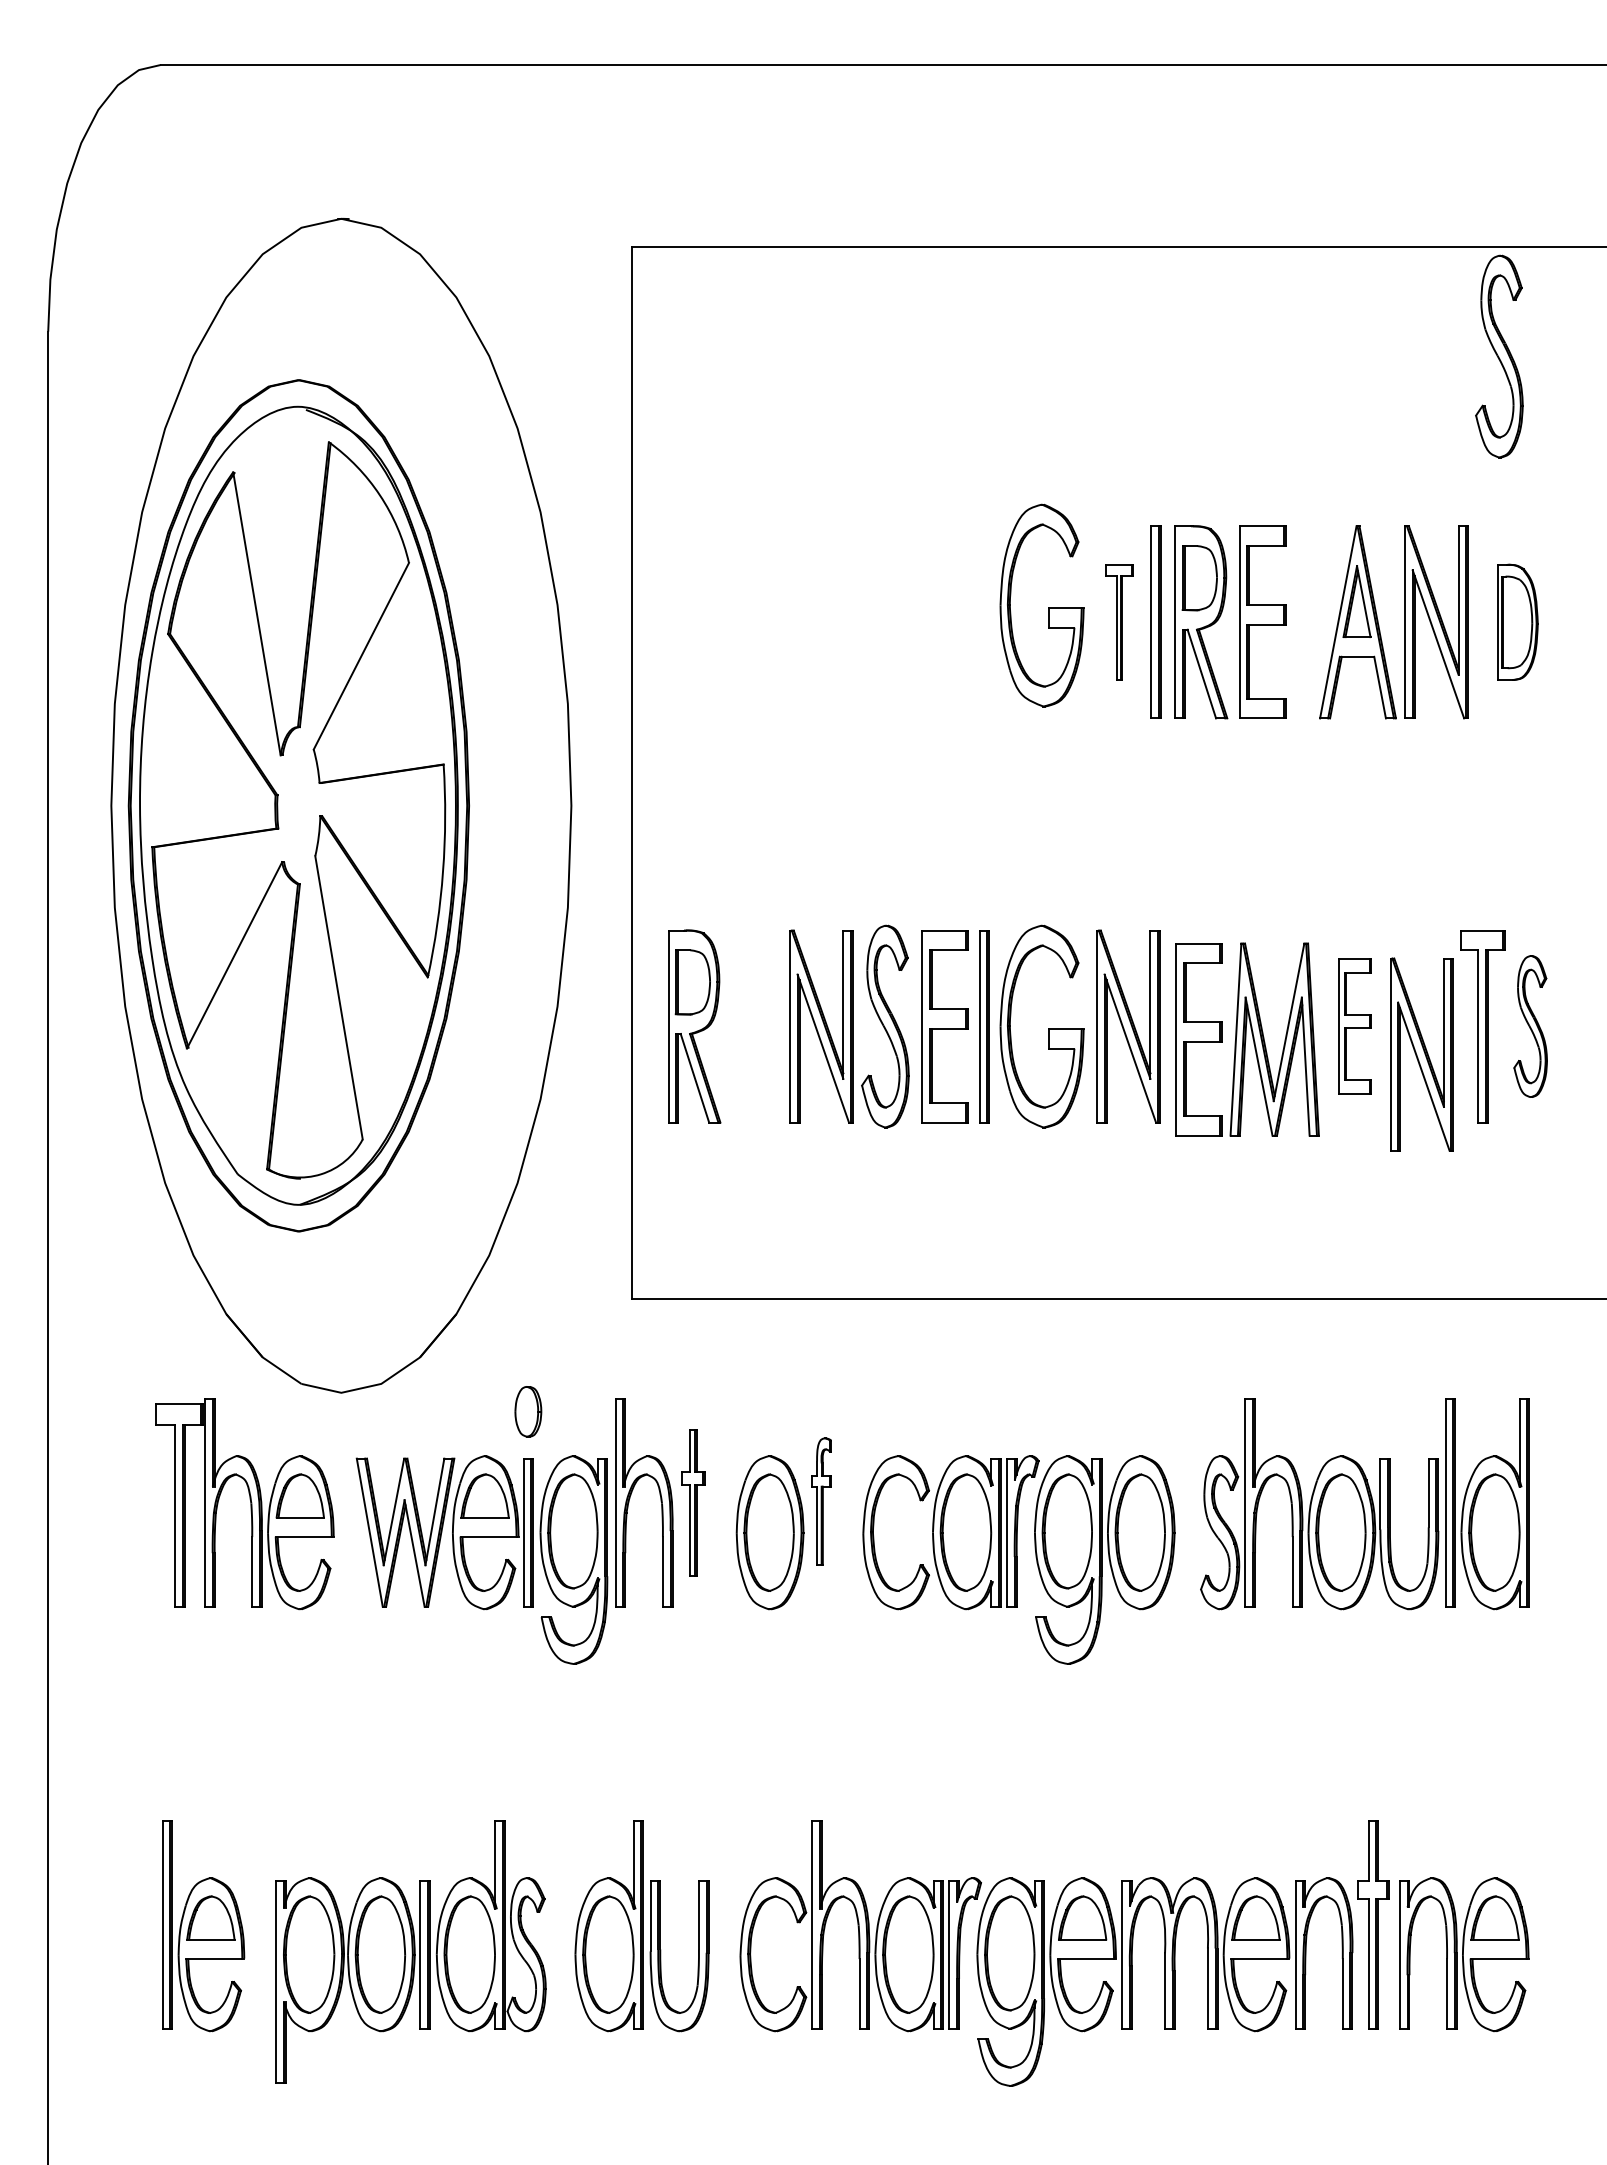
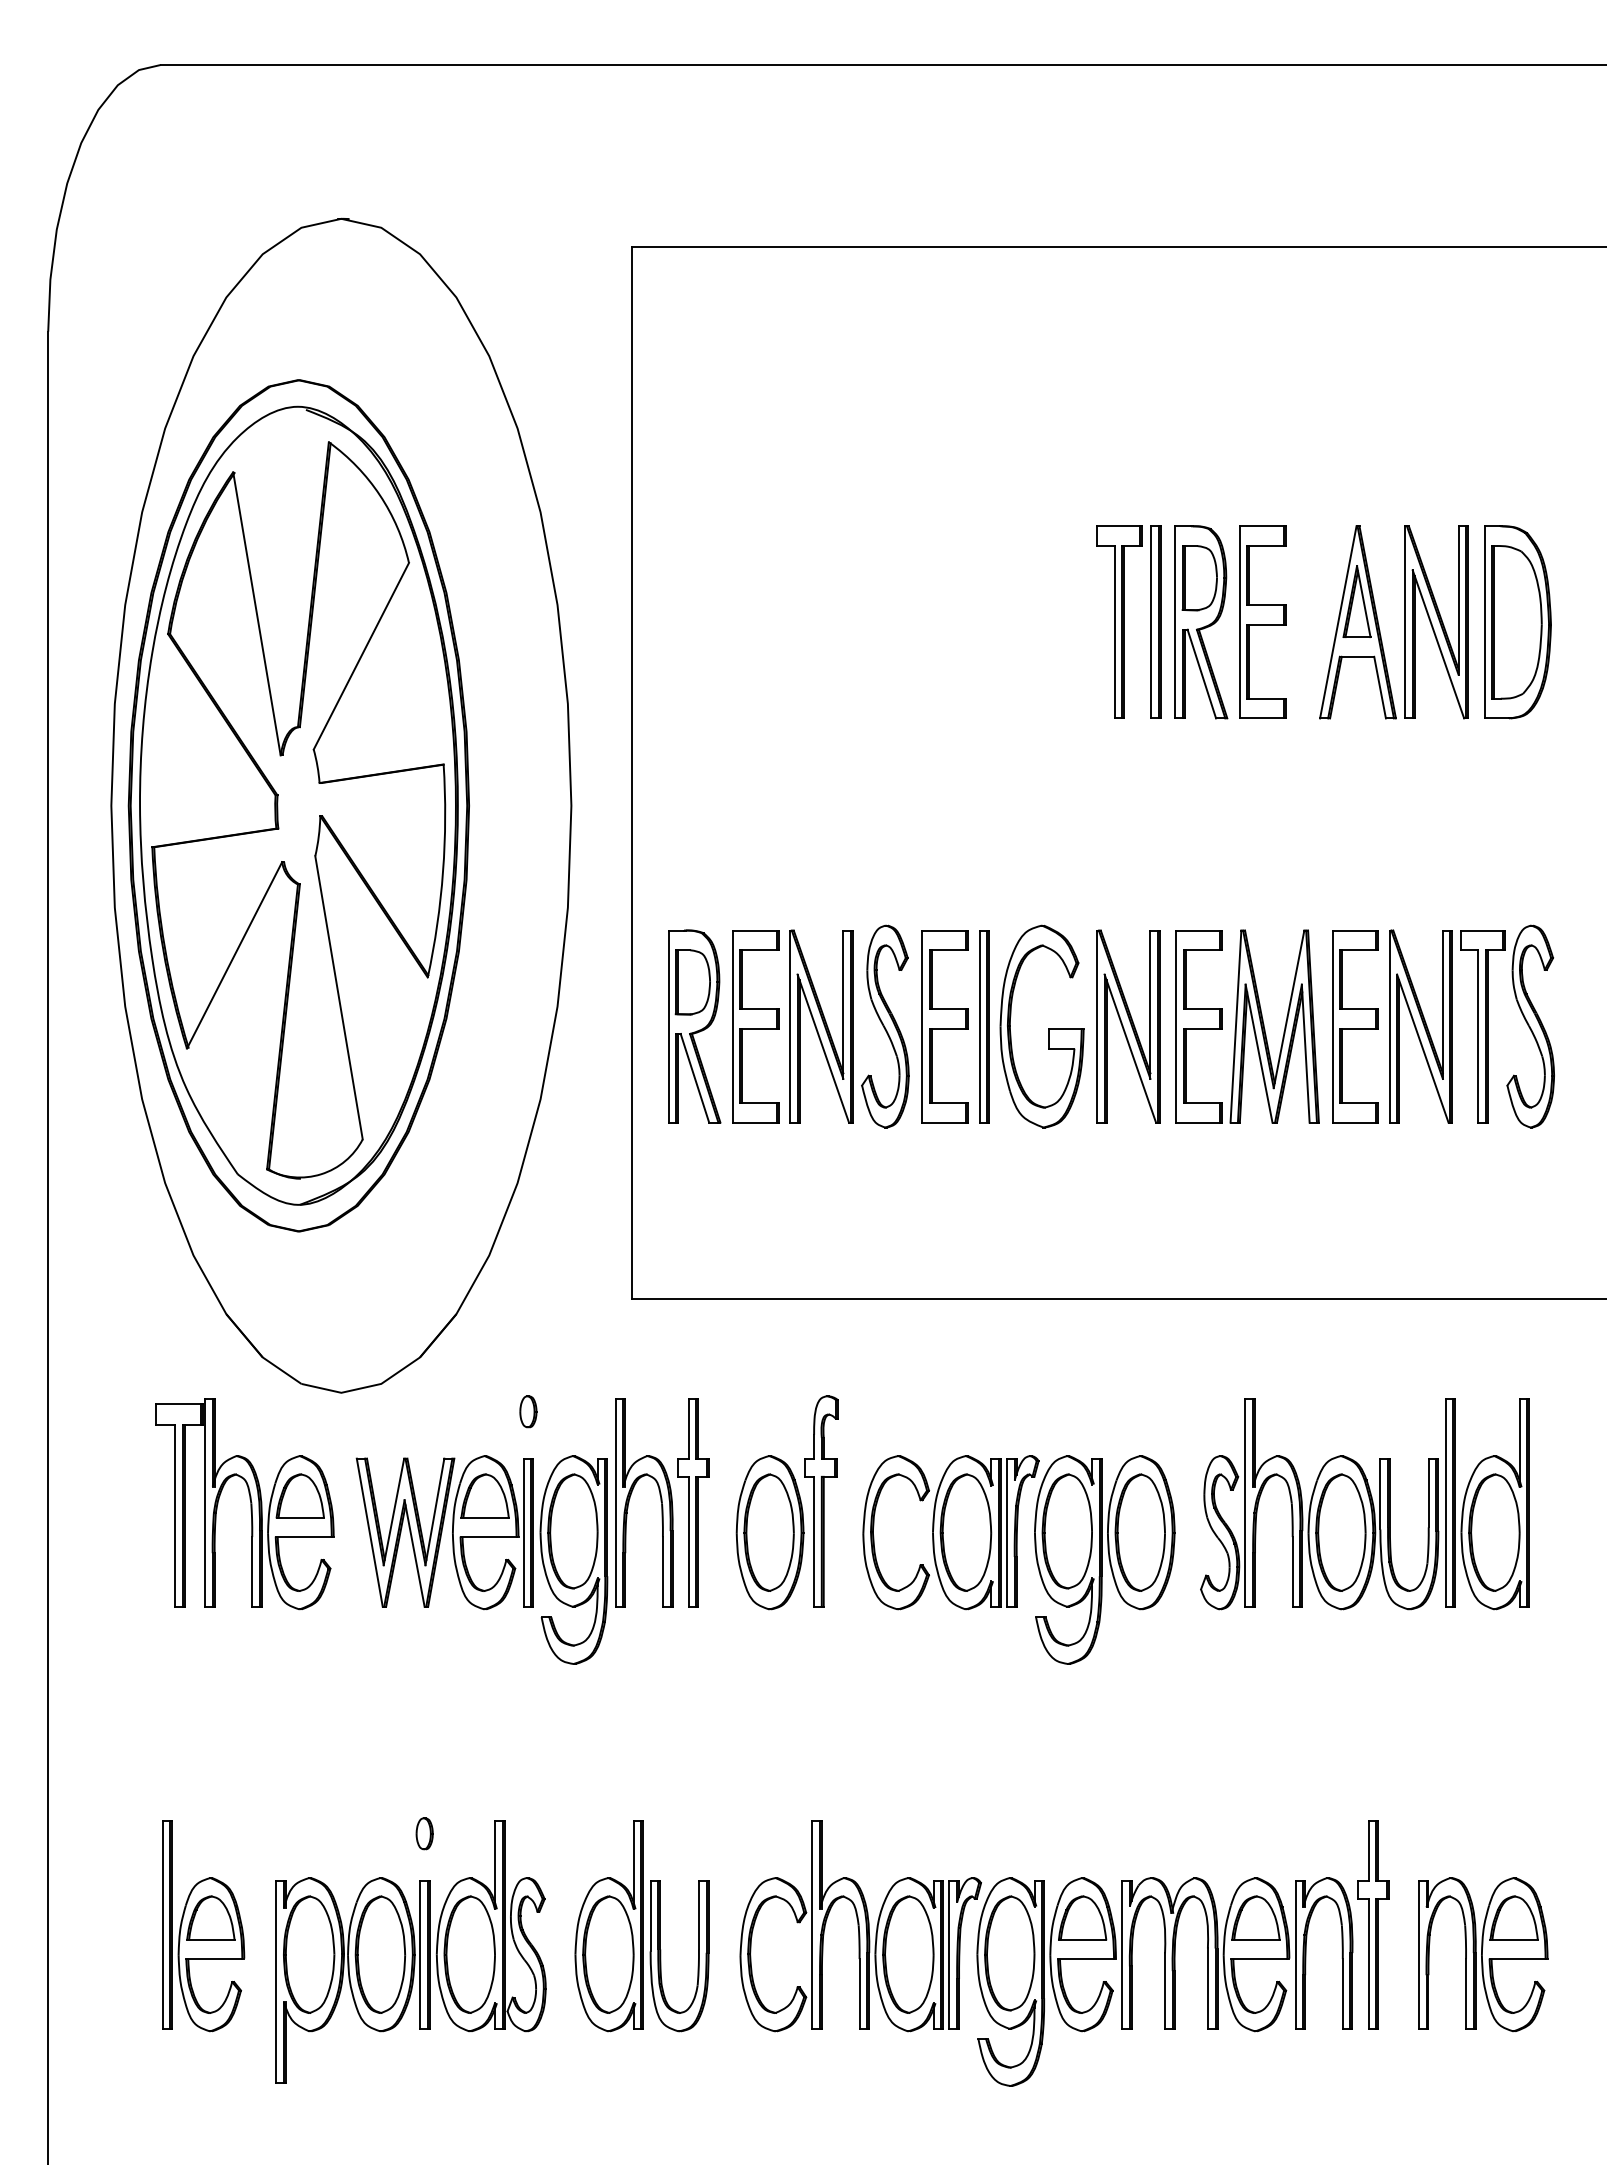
part: present -> none (1499, 356)
part: present -> none (1048, 607)
part size: 42x118 px -> 68x195 px (1517, 622)
part size: 29x117 px -> 47x194 px (1119, 621)
part: none -> present (755, 1026)
part size: 34x137 px -> 47x194 px (1355, 1026)
part size: 35x143 px -> 49x205 px (1530, 1026)
part position: (1247, 1039) -> (1247, 1026) (1247, 1026)
part position: (1421, 1054) -> (1420, 1026) (1420, 1026)
part size: 29x52 px -> 19x34 px (528, 1411)
part size: 21x129 px -> 35x213 px (821, 1501)
part size: 25x148 px -> 33x210 px (693, 1502)
part: none -> present (424, 1833)
part position: (1464, 1954) -> (1483, 1954) (1483, 1954)
